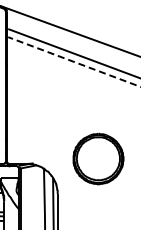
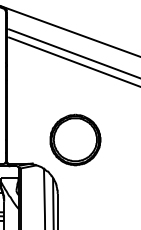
line: dashed -> solid (74, 62)
part position: (98, 158) -> (75, 139) (75, 139)
